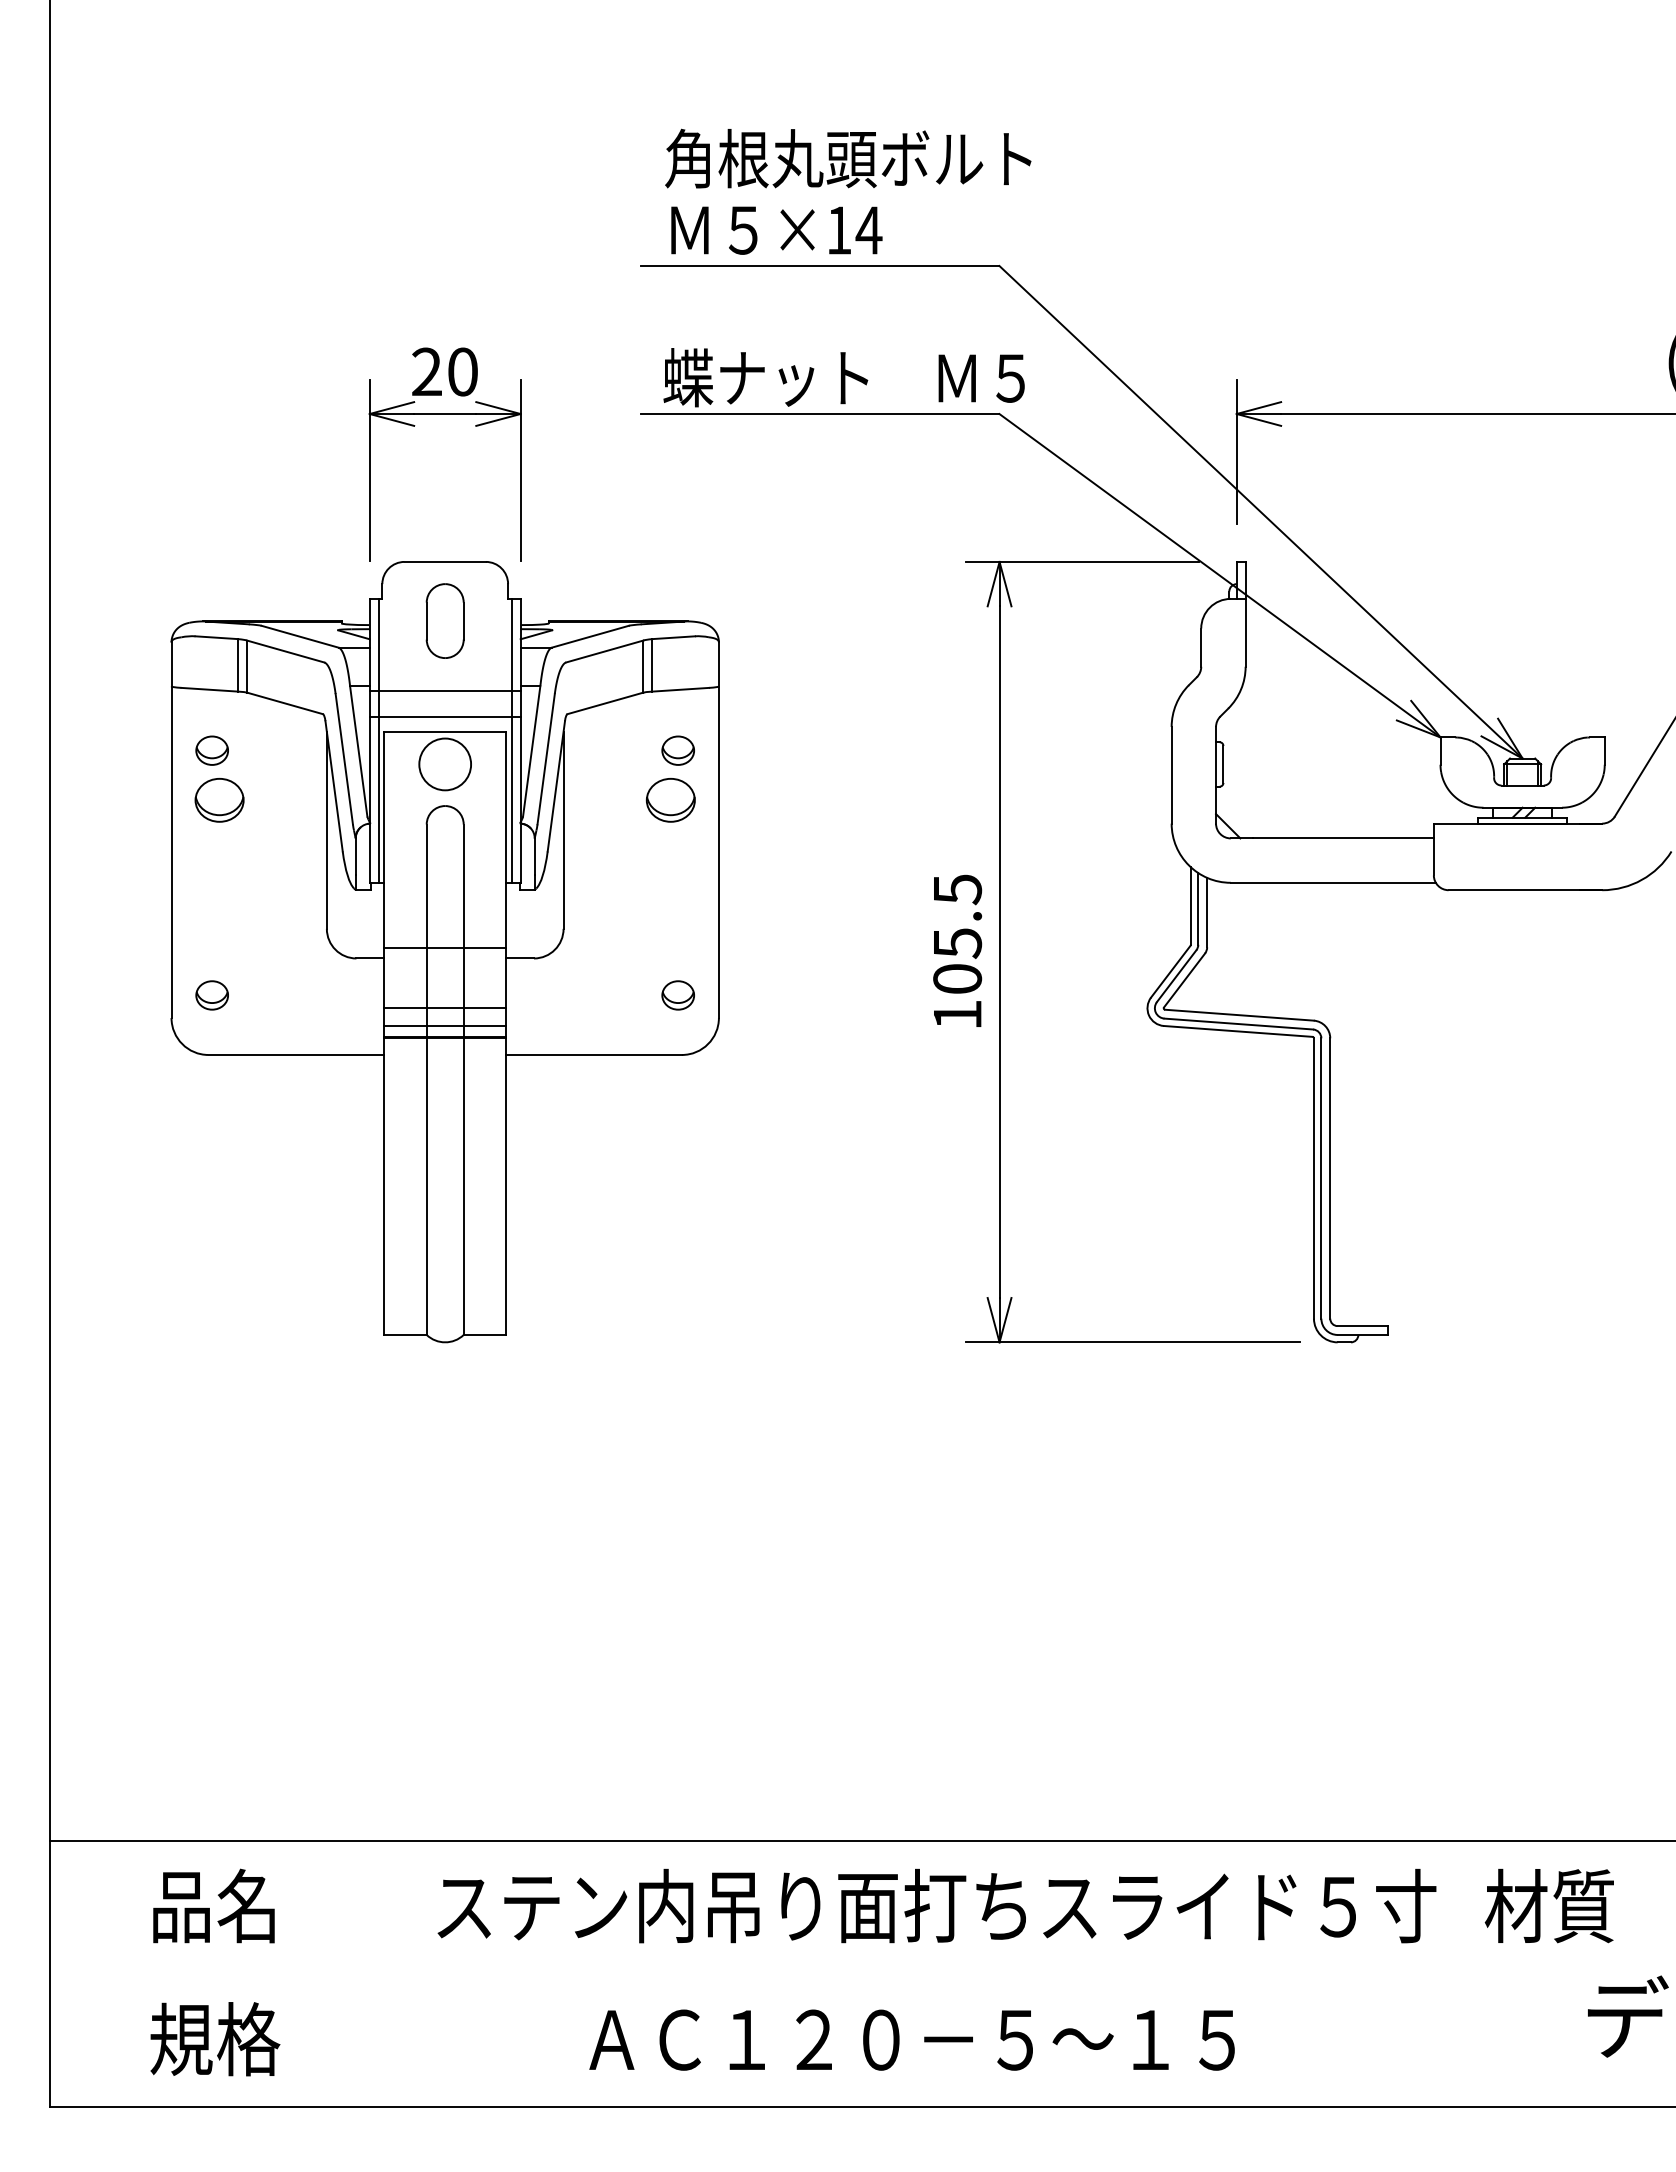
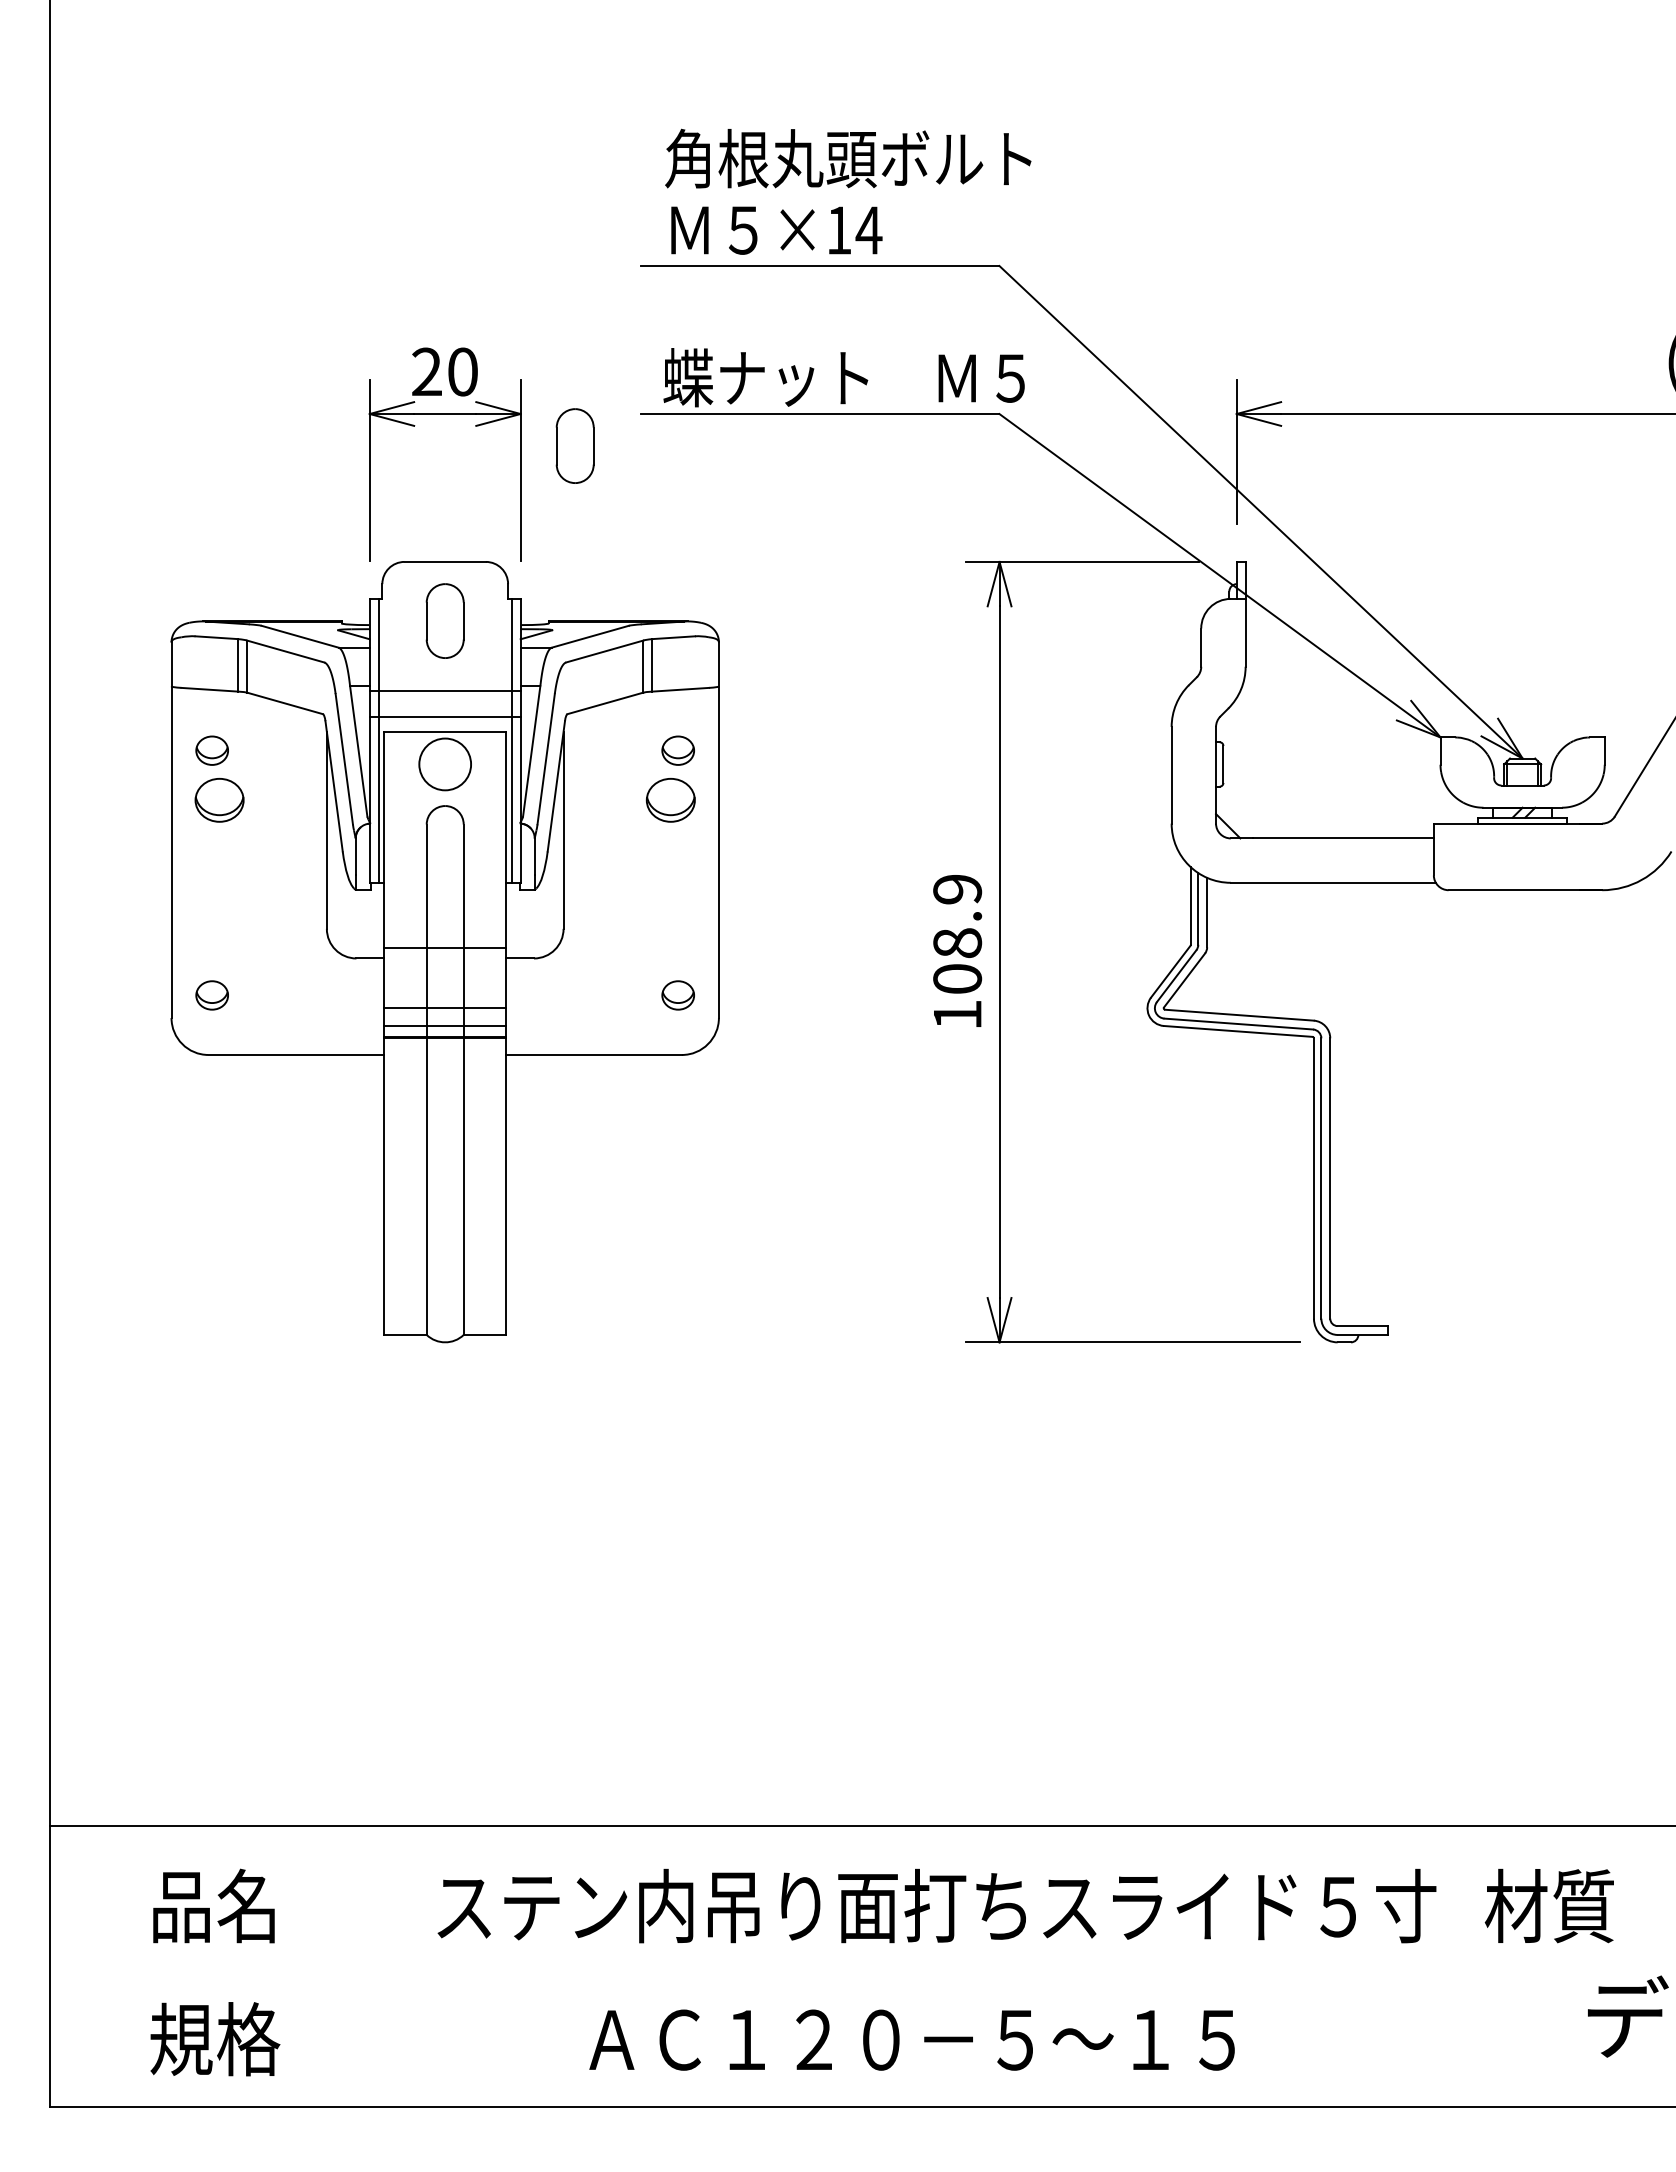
part: none -> present (574, 445)
text: 105.5 -> 108.9 (957, 916)
line position: (861, 1840) -> (861, 1825) (861, 1825)
